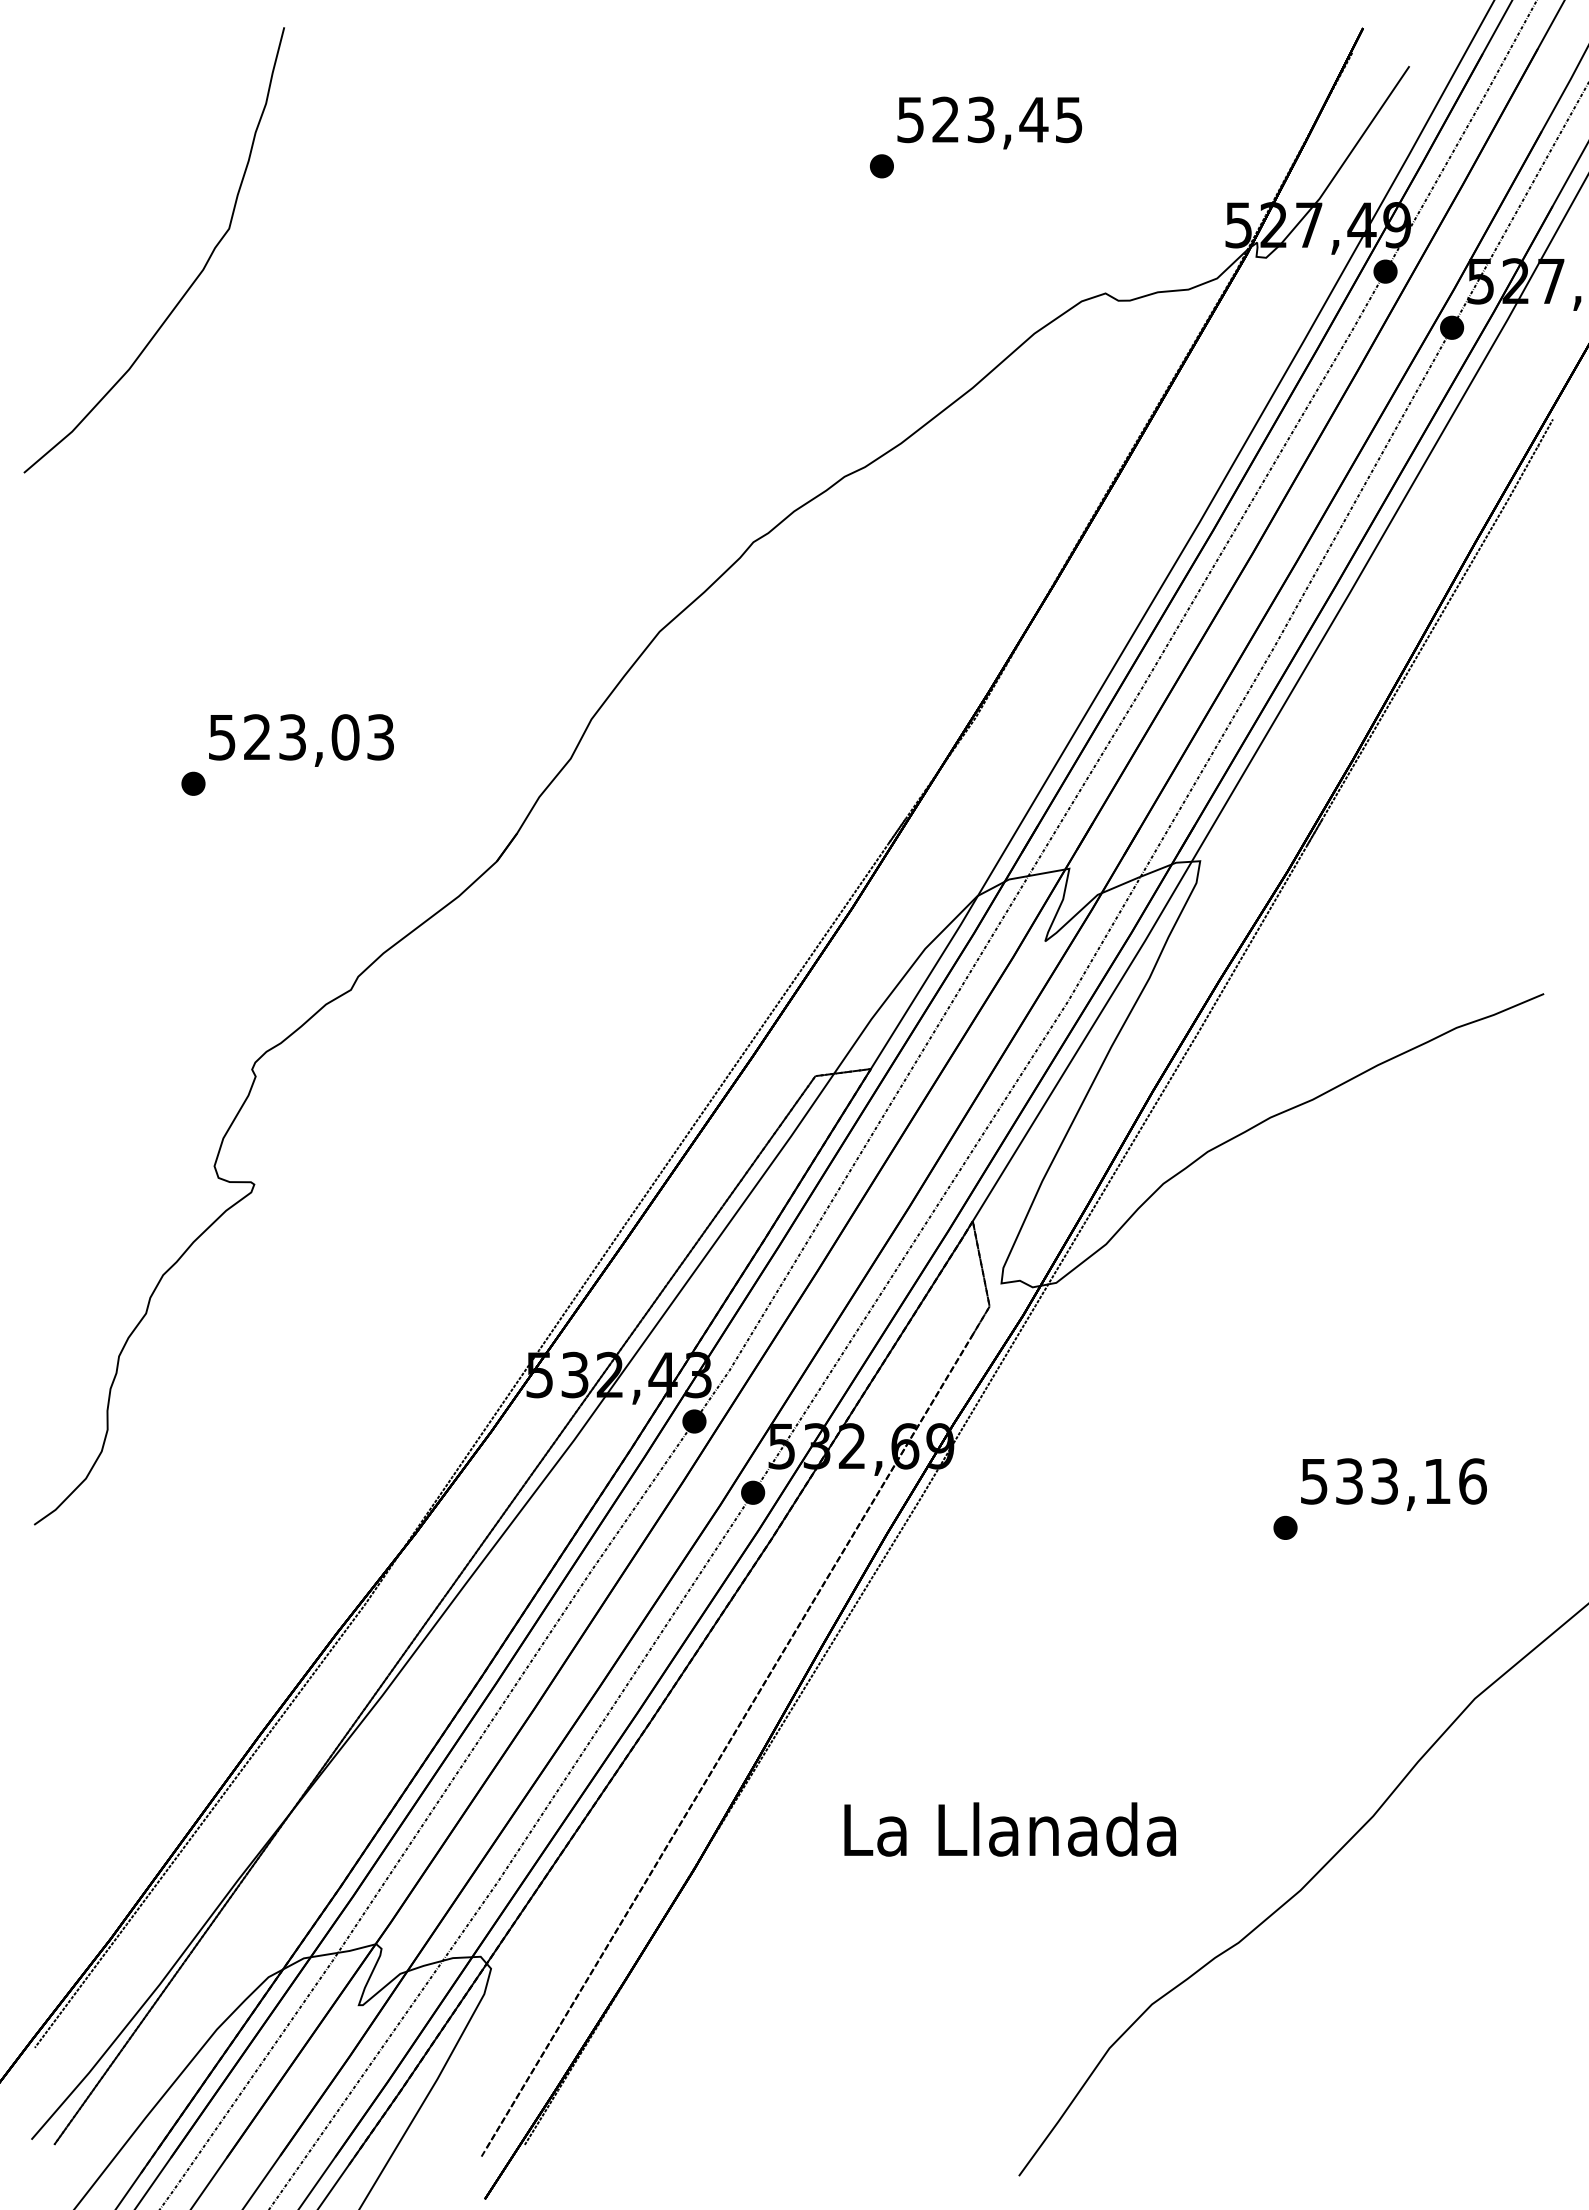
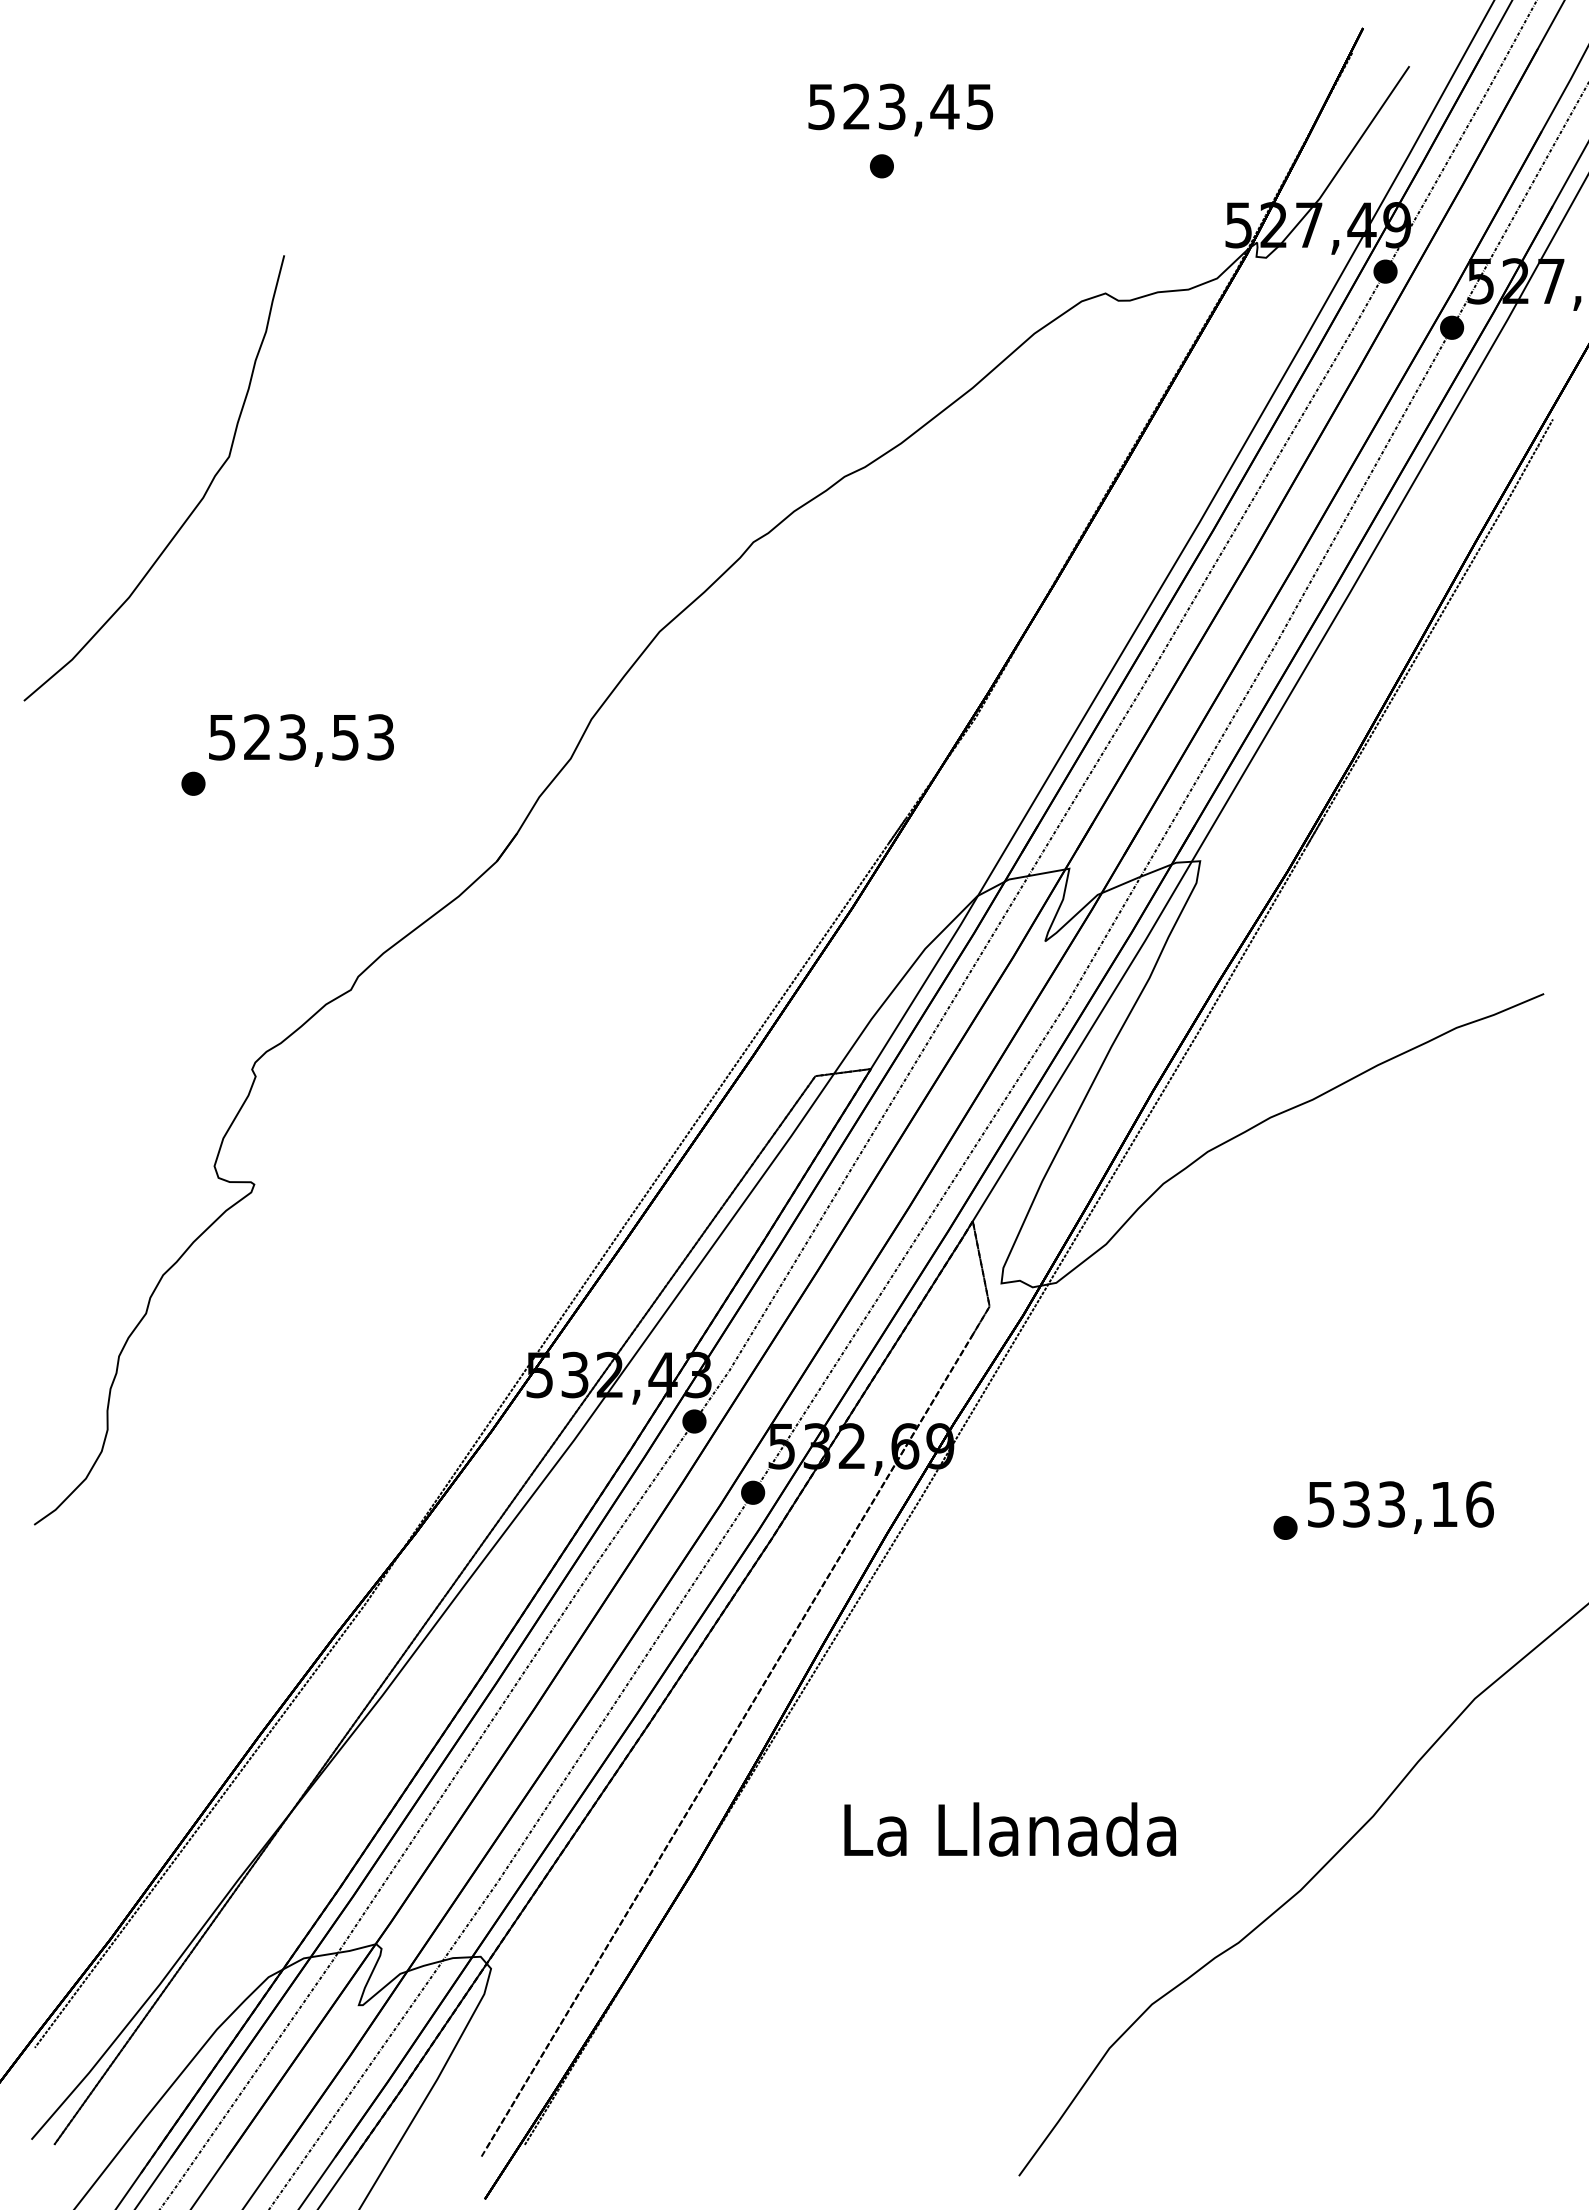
text position: (989, 122) -> (900, 109) (900, 109)
curve position: (194, 279) -> (194, 507) (194, 507)
text: 523,03 -> 523,53 (345, 737)
text position: (1393, 1484) -> (1400, 1507) (1400, 1507)
